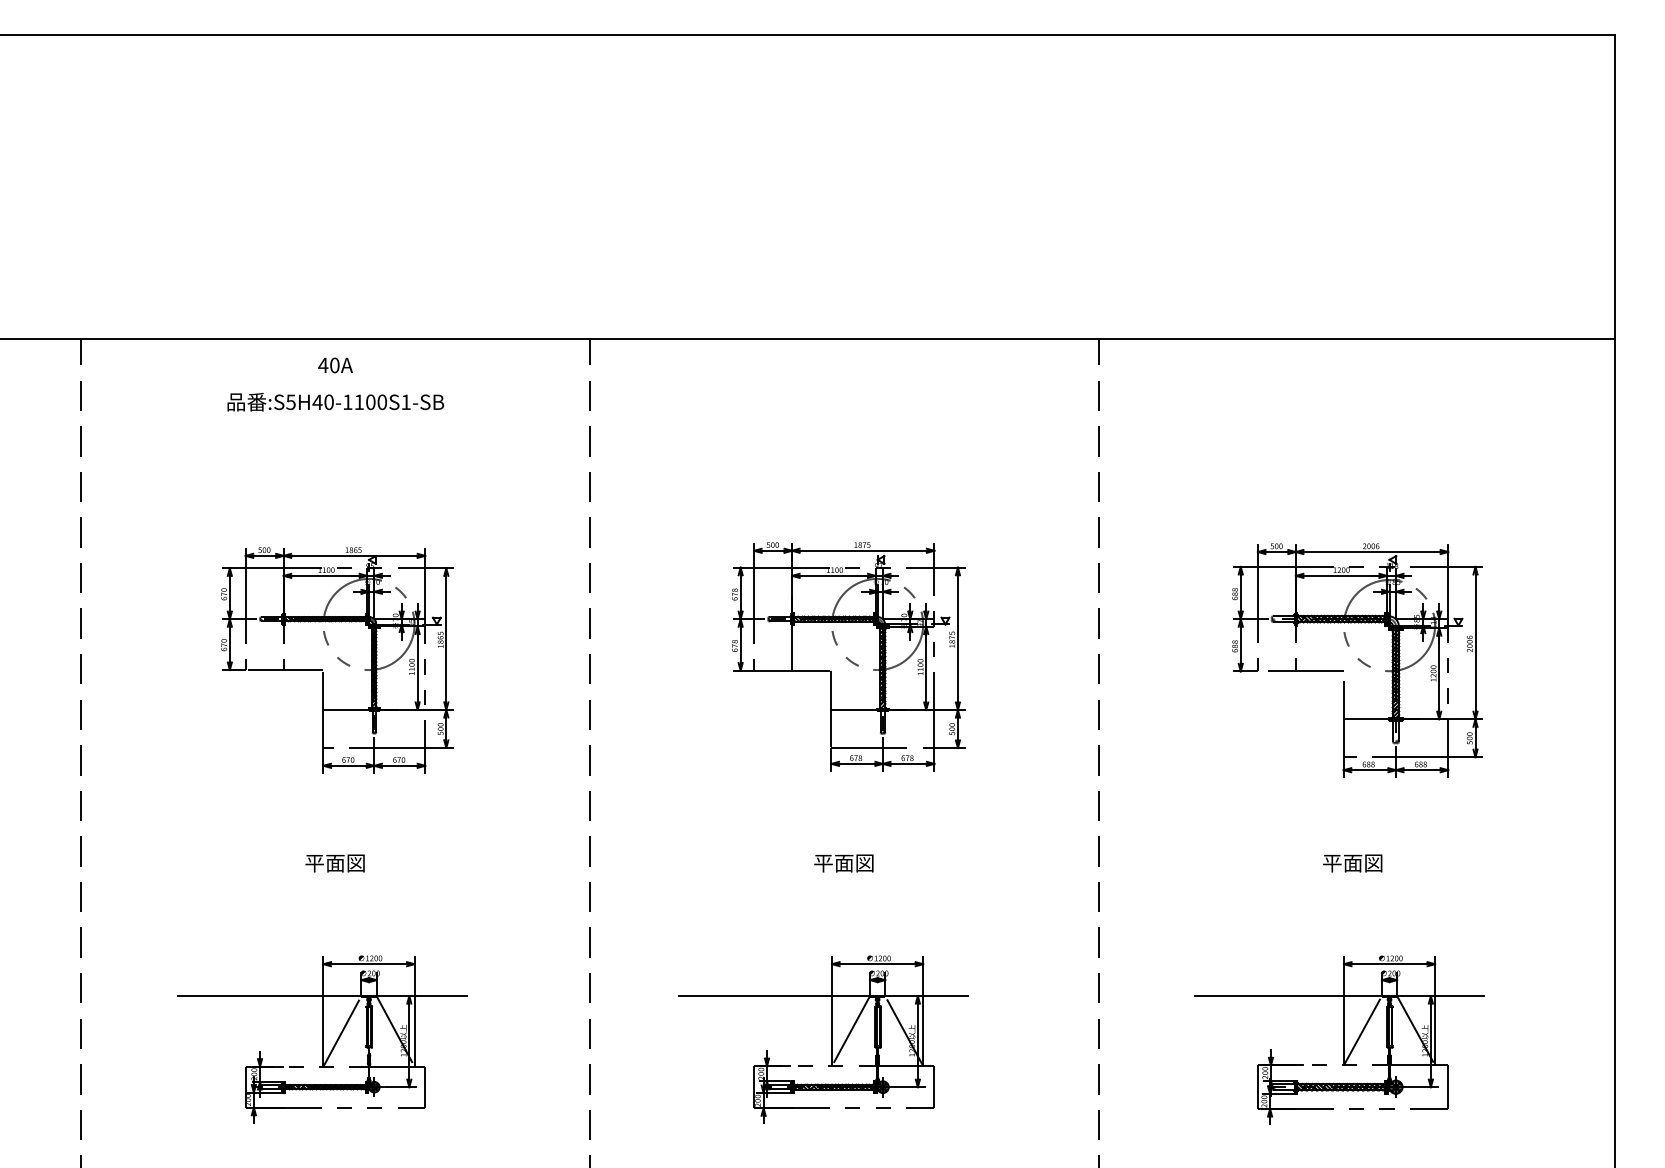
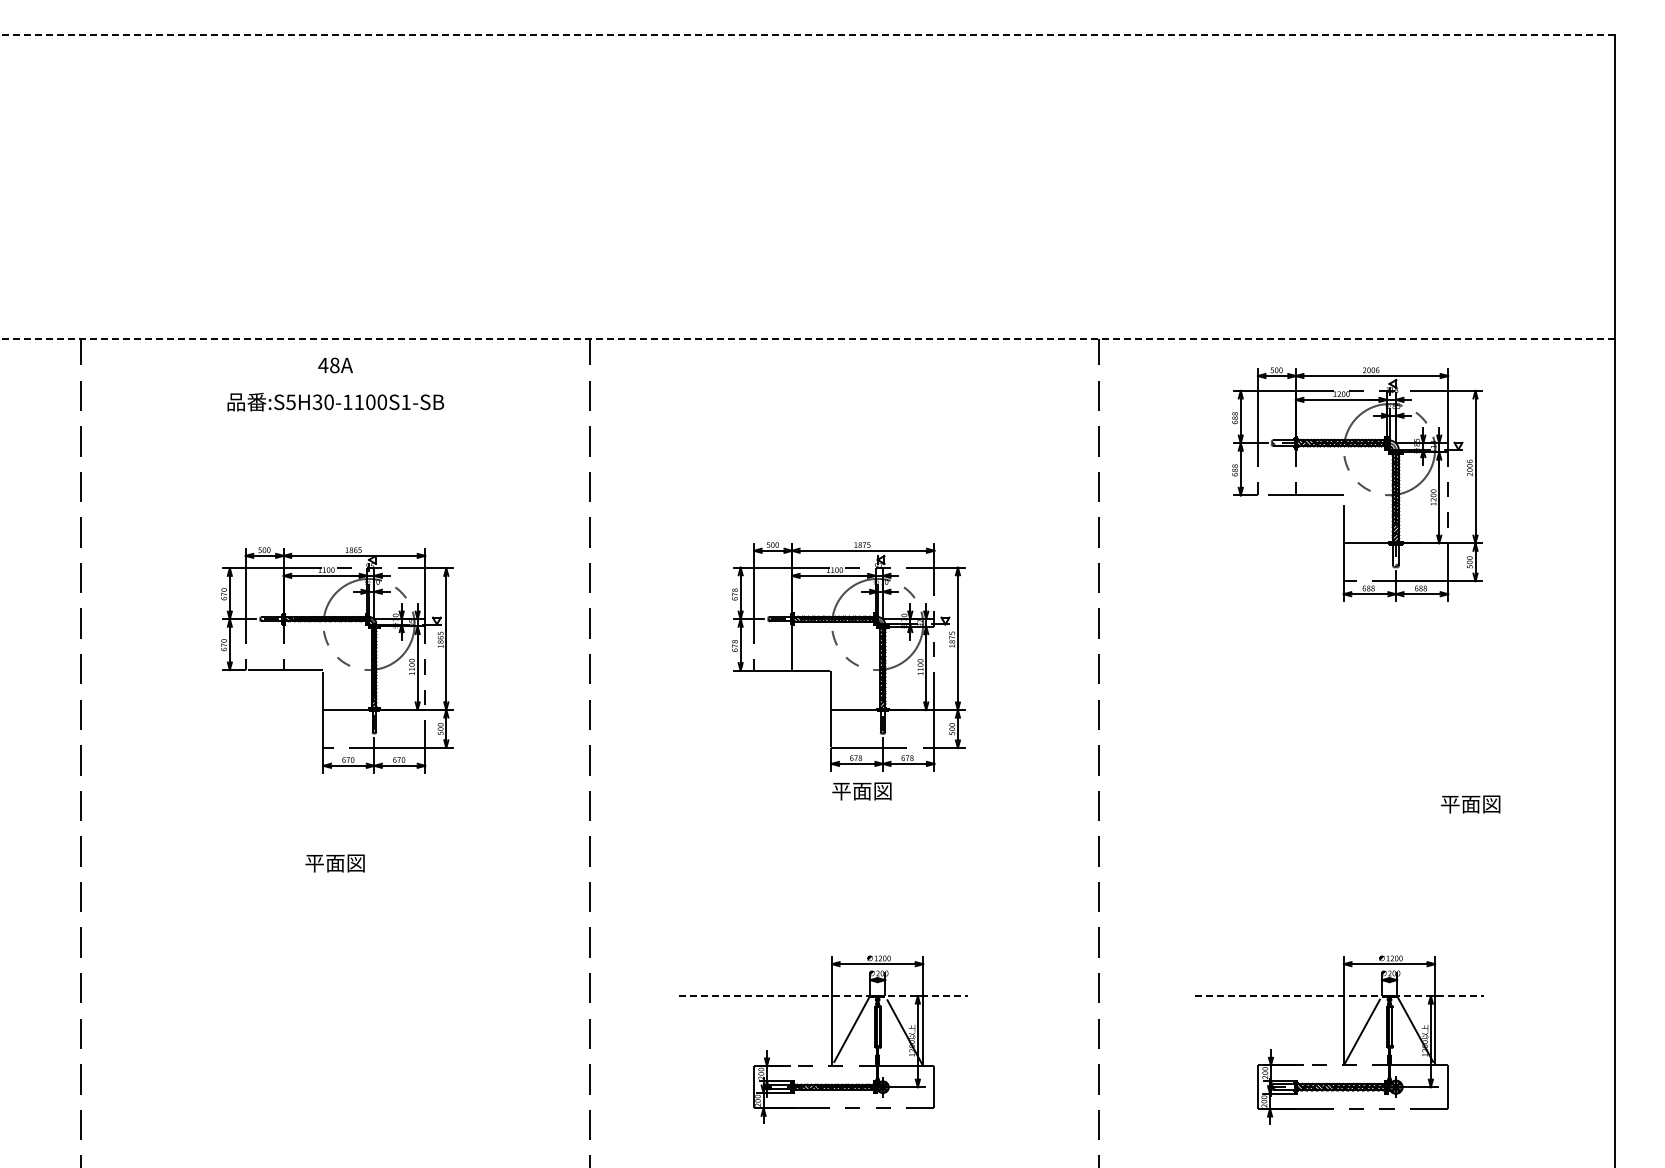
line: solid -> dashed (807, 35)
line: solid -> dashed (807, 338)
text: 40A -> 48A (334, 365)
text: :S5H40-1100S1-SB -> :S5H30-1100S1-SB (317, 402)
part position: (1357, 660) -> (1357, 484) (1357, 484)
text position: (843, 863) -> (861, 791) (861, 791)
text position: (1352, 863) -> (1470, 804) (1470, 804)
line: solid -> dashed (823, 996)
line: solid -> dashed (1339, 996)
part: present -> none (322, 1039)
